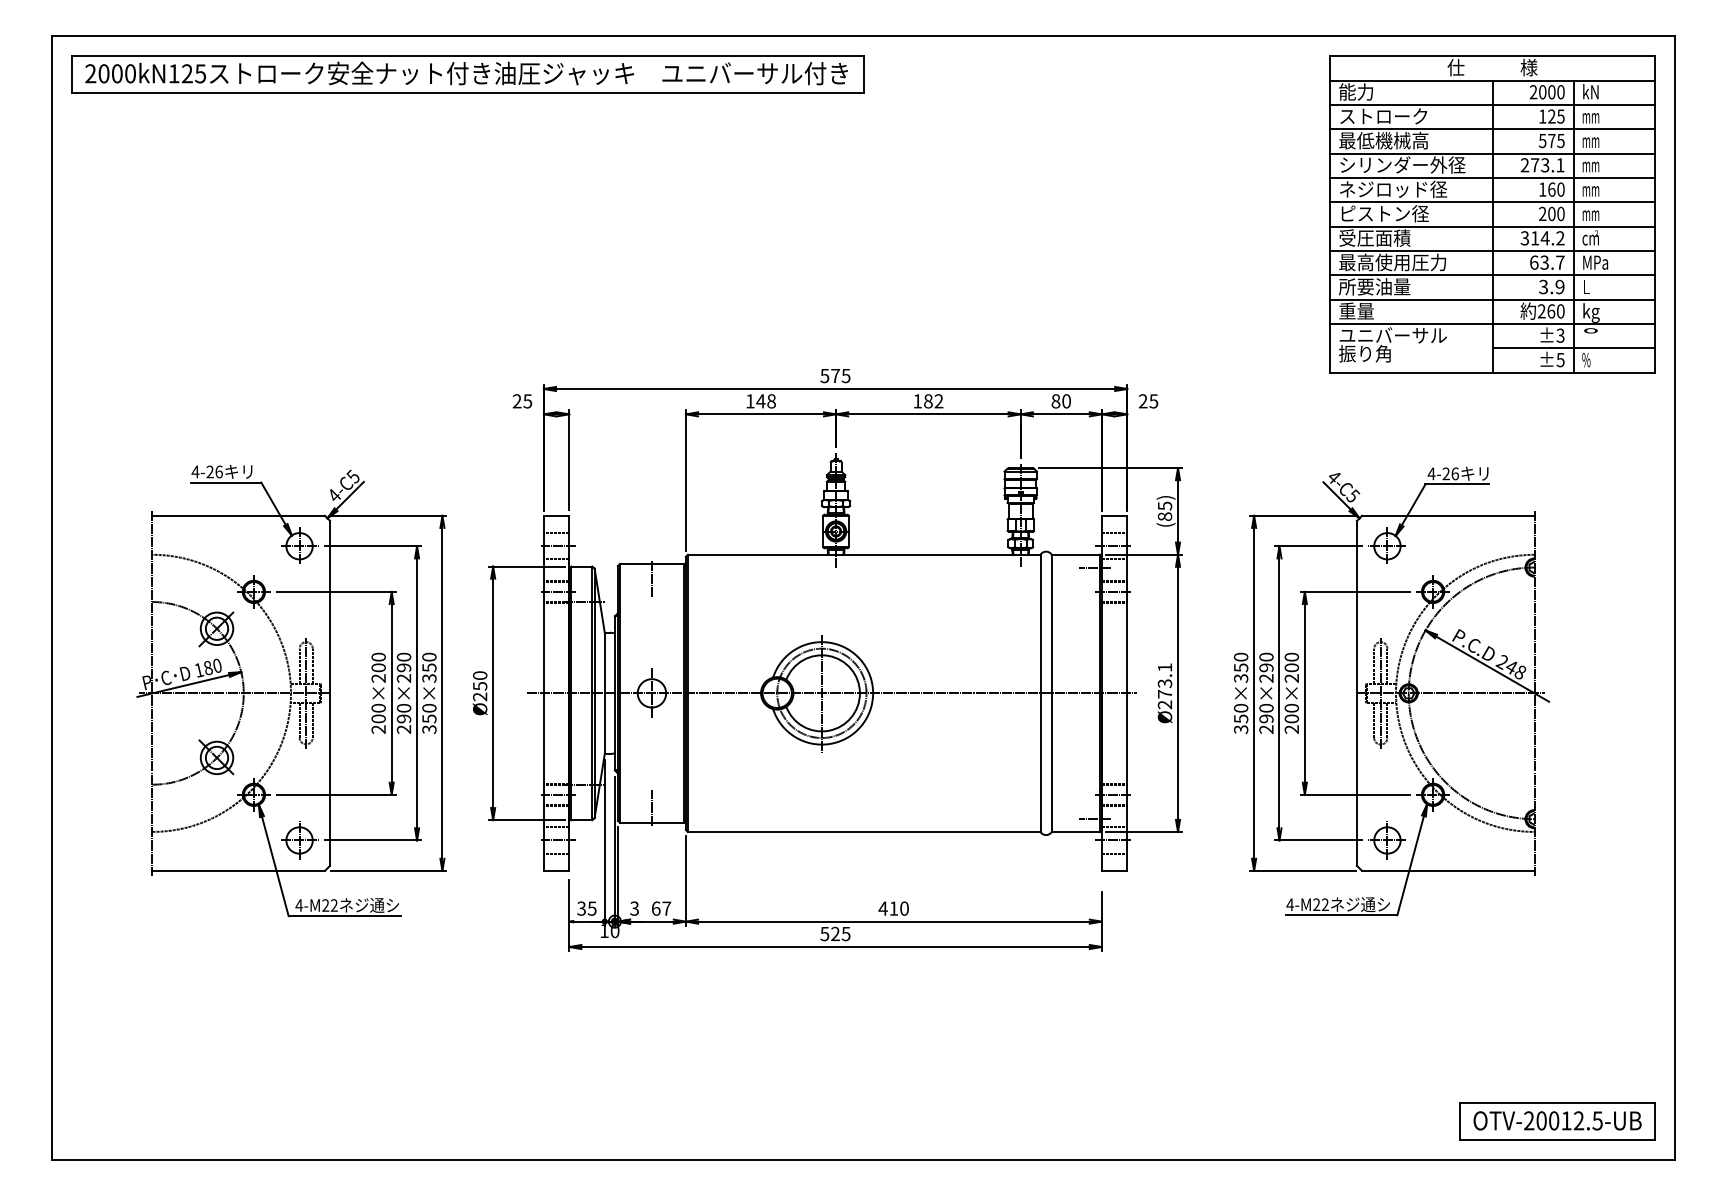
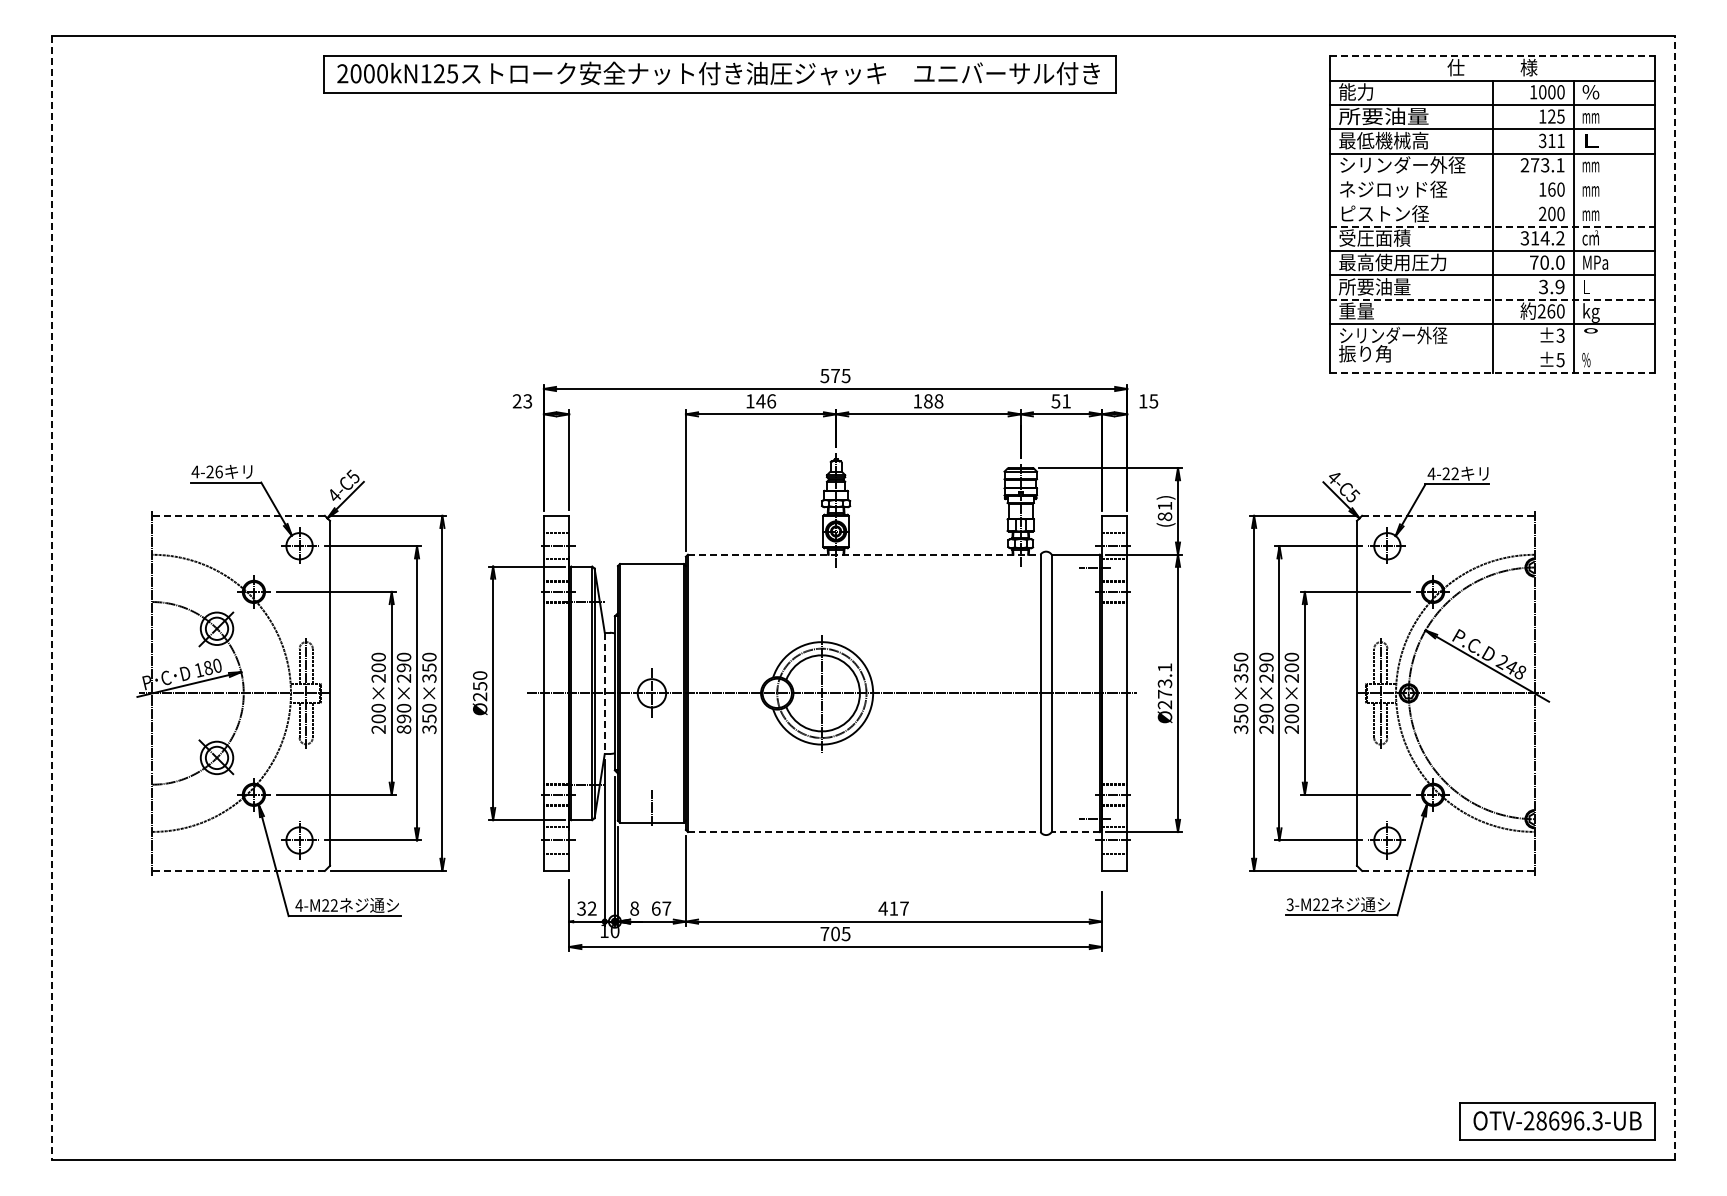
line: solid -> dashed (1493, 56)
part position: (467, 74) -> (719, 74) (719, 74)
text: kN -> %%% (1590, 91)
text: 2000 -> 1000 (1533, 92)
text: ストローク -> 所要油量 (1383, 116)
text: 575 -> 311 (1551, 140)
text: mm -> L (1590, 140)
line: present -> none (1492, 177)
line: present -> none (1492, 202)
line: solid -> dashed (1493, 226)
text: 63.7 -> 70.0 (1547, 262)
line: solid -> dashed (1493, 299)
text: ユニバーサル -> シリンダー外径 (1393, 335)
line: present -> none (1573, 348)
line: solid -> dashed (1493, 372)
text: 25 -> 23 (527, 400)
text: 148 -> 146 (771, 401)
text: 182 -> 188 (938, 401)
text: 80 -> 51 (1060, 401)
text: 25 -> 15 (1142, 401)
text: 4-26 -> 4-22 (1454, 473)
text: (85) -> (81) (1165, 505)
line: solid -> dashed (238, 515)
line: solid -> dashed (1448, 515)
line: solid -> dashed (864, 554)
line: present -> none (651, 578)
line: solid -> dashed (1675, 597)
line: solid -> dashed (51, 598)
line: solid -> dashed (604, 693)
text: 290×290 -> 890×290 (403, 729)
line: solid -> dashed (864, 832)
line: solid -> dashed (1075, 832)
line: solid -> dashed (238, 870)
line: solid -> dashed (1448, 870)
text: 4-M22 -> 3-M22 (1289, 904)
text: 35 -> 32 (591, 908)
text: 3 -> 8 (634, 908)
text: 410 -> 417 (904, 908)
text: 525 -> 705 (829, 934)
text: OTV-20012.5-UB -> OTV-28696.3-UB (1569, 1120)
